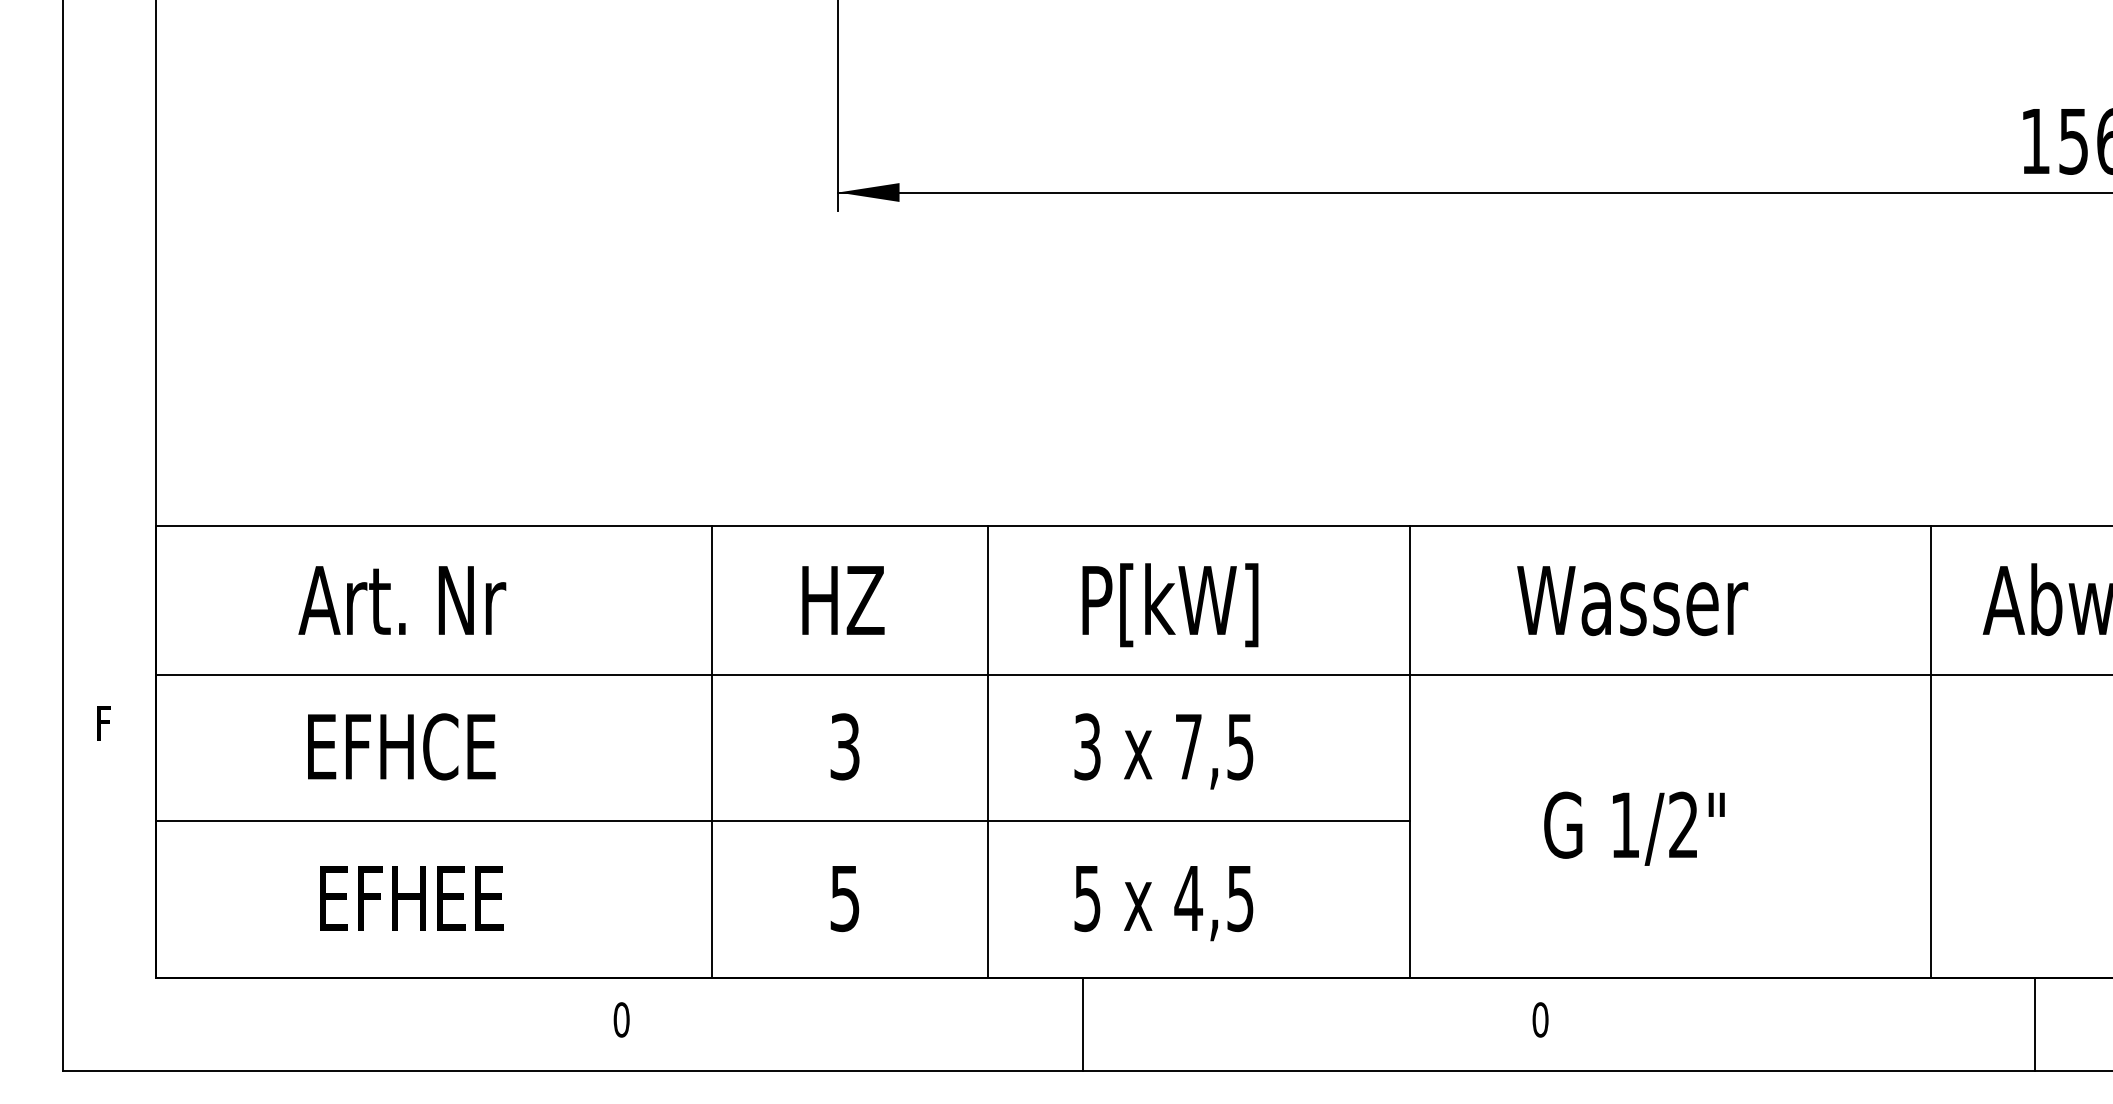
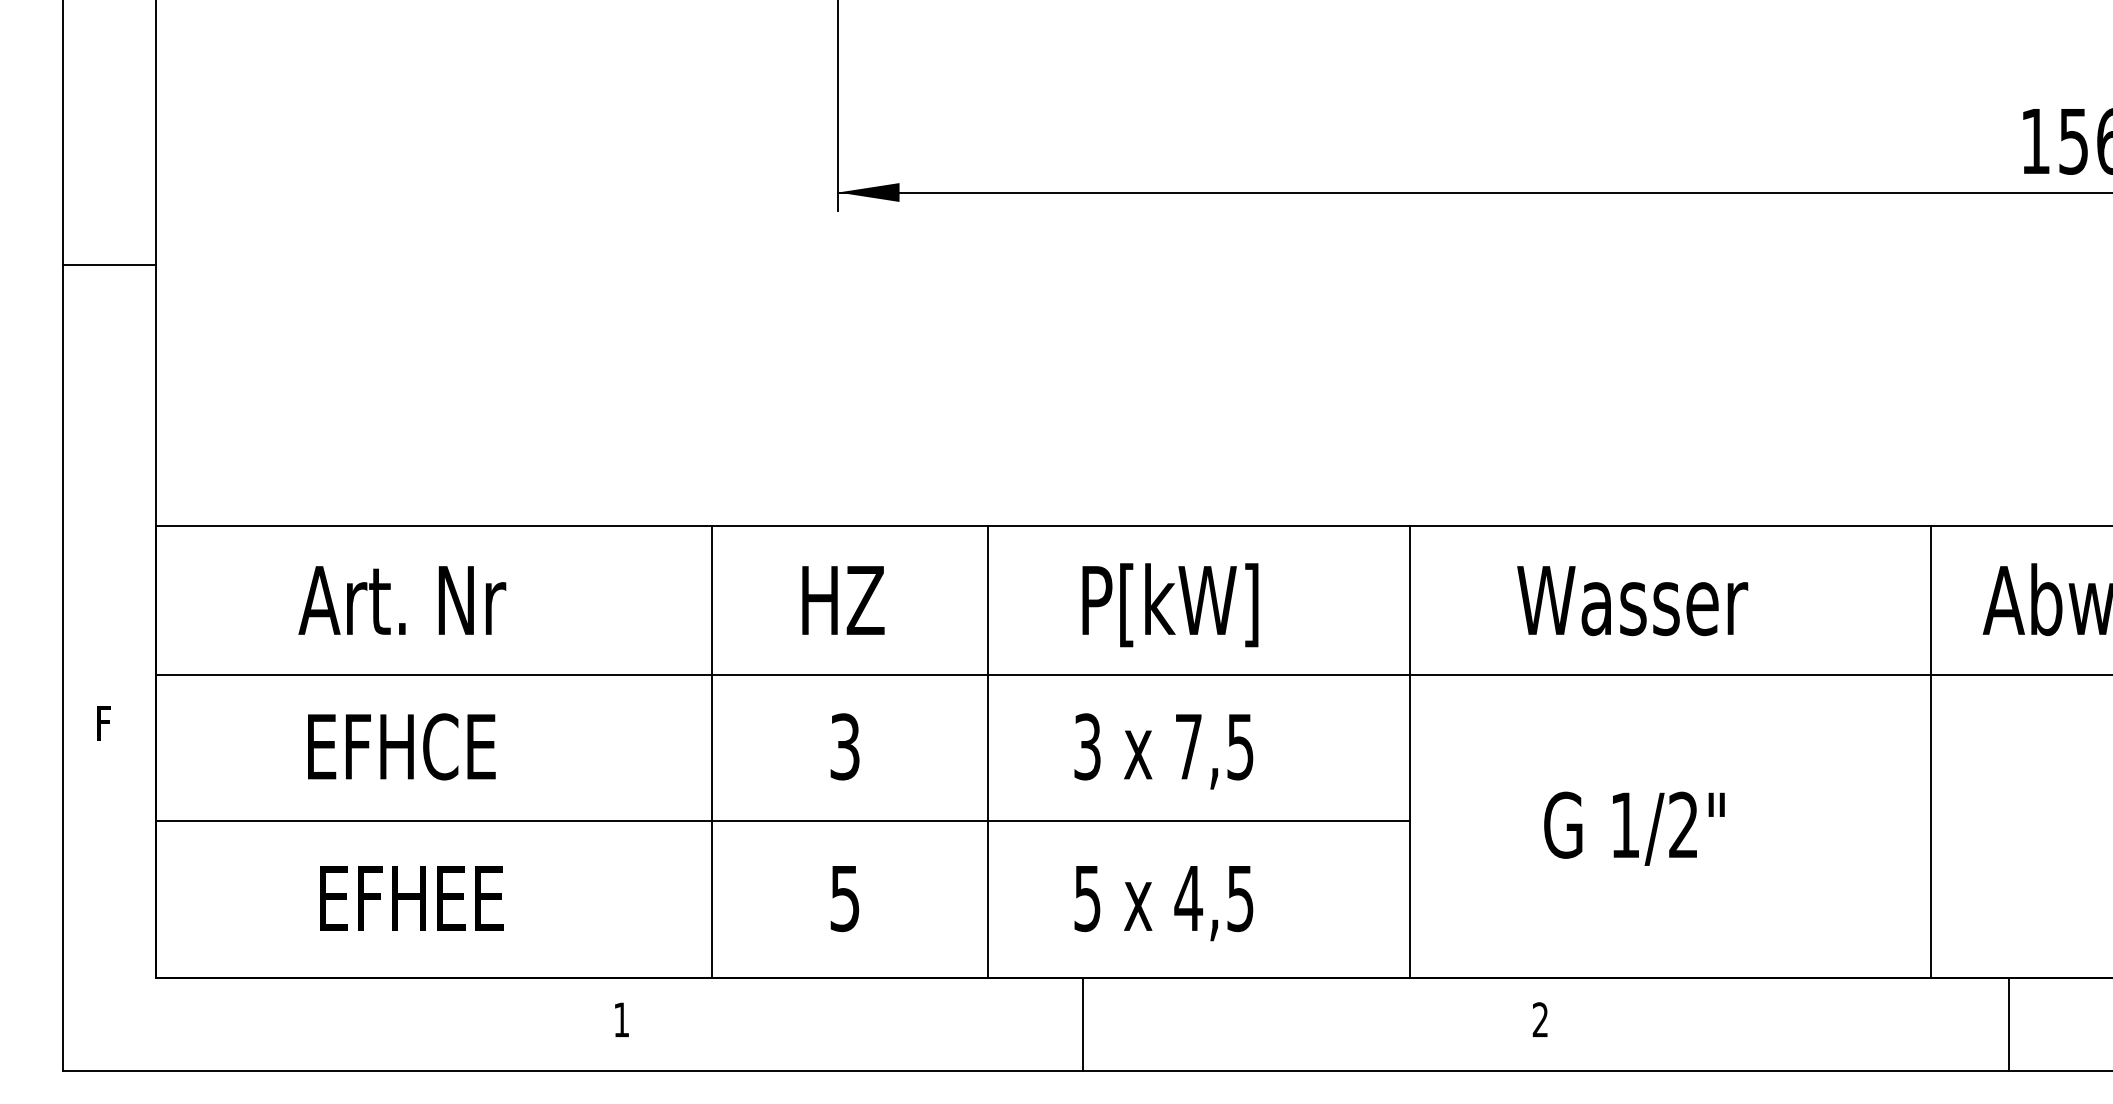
line: none -> present (109, 264)
text: 0 -> 1 (621, 1019)
text: 0 -> 2 (1540, 1019)
line position: (2035, 1024) -> (2009, 1024) (2009, 1024)
